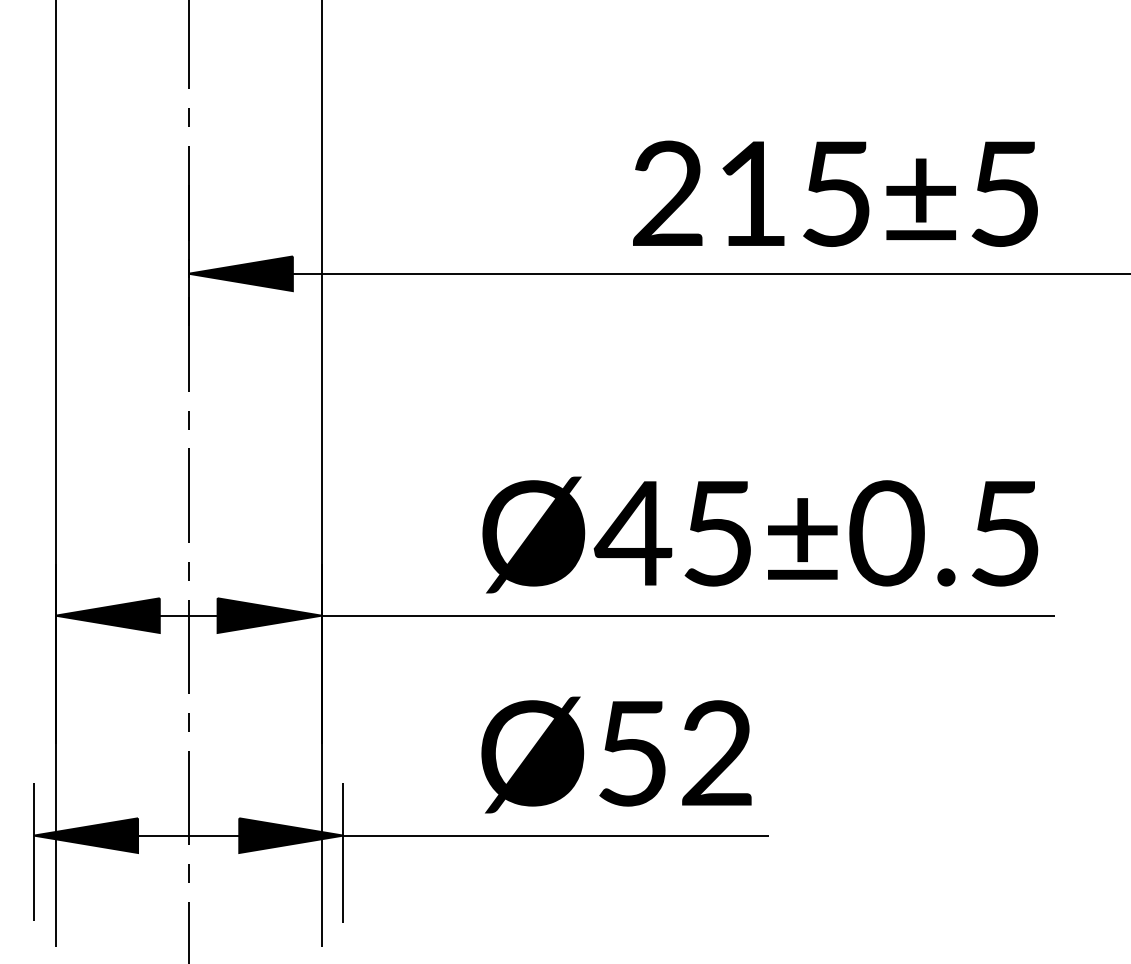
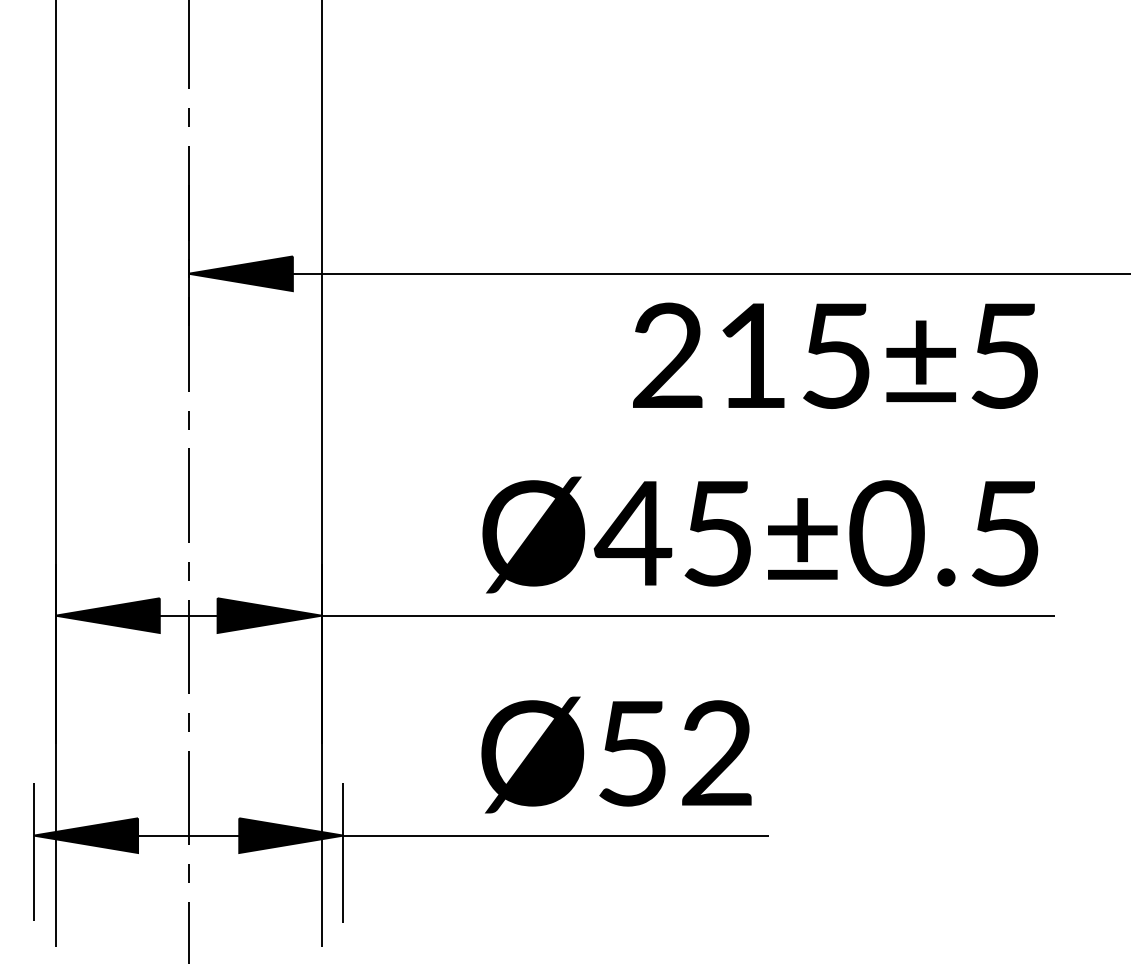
text position: (835, 193) -> (835, 355) (835, 355)
